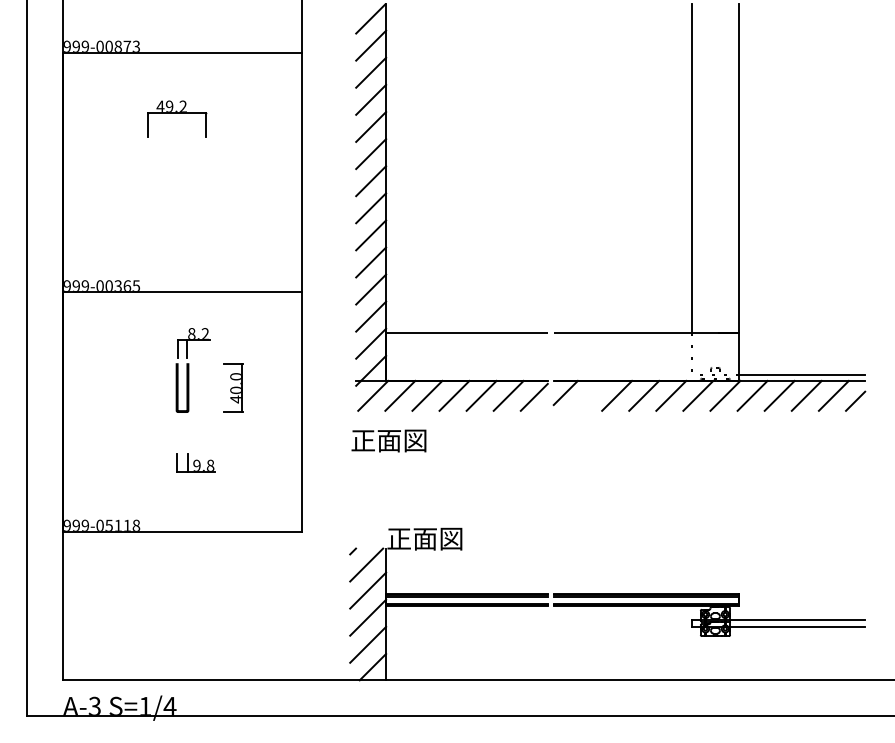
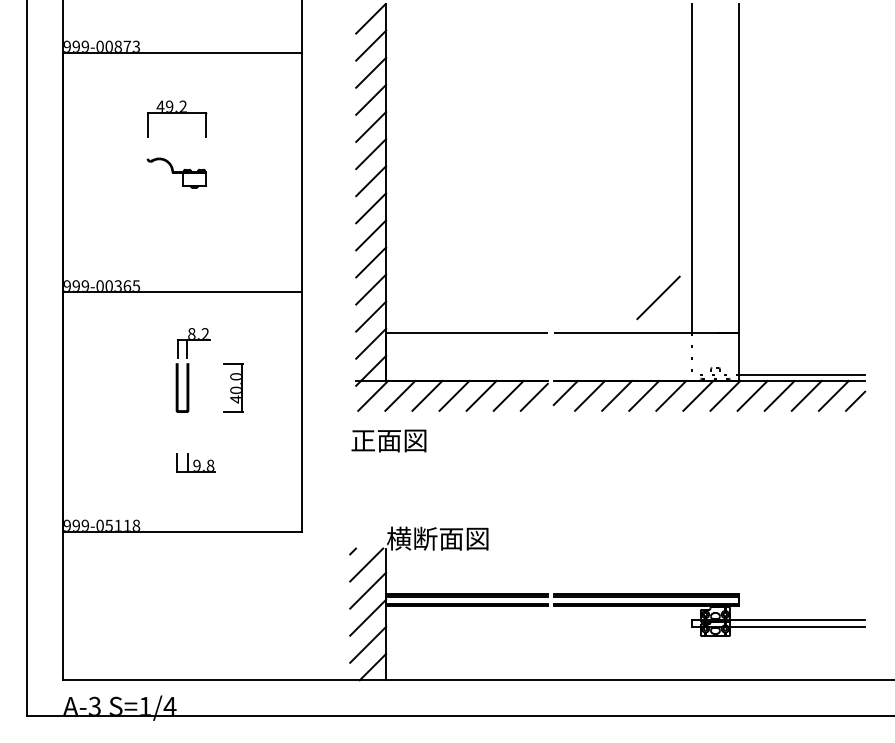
part: none -> present (176, 172)
line: none -> present (658, 297)
line: none -> present (589, 395)
text: 正面図 -> 横断面図 (437, 538)
